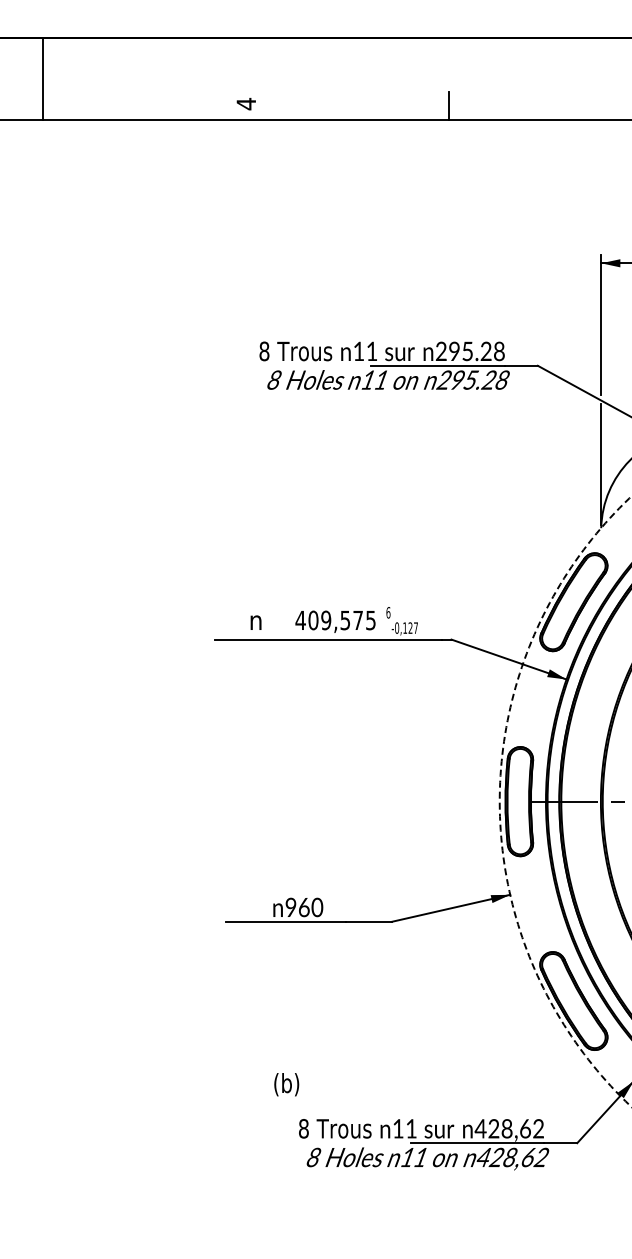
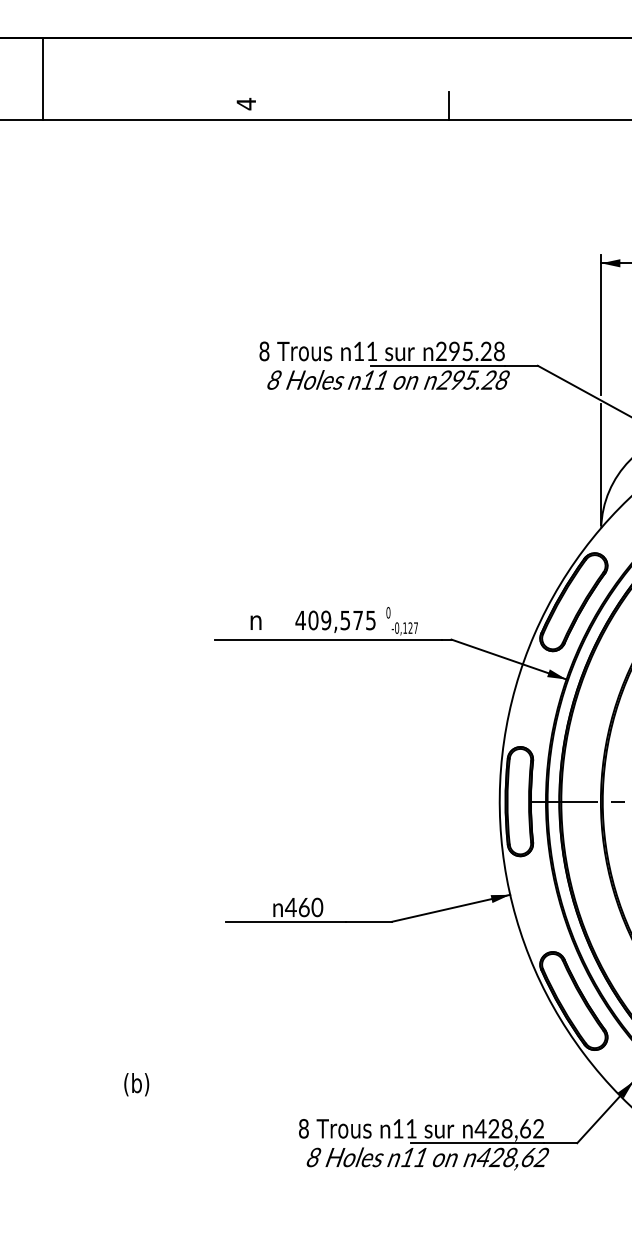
text: 6 -> 0 (388, 612)
arc: dashed -> solid (499, 801)
text: 960 -> 460 (290, 906)
text position: (286, 1084) -> (136, 1084) (136, 1084)
